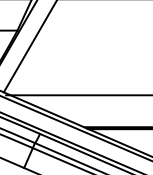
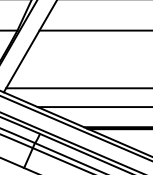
line: none -> present (94, 30)
line position: (77, 95) -> (77, 88) (77, 88)
line: none -> present (93, 107)
